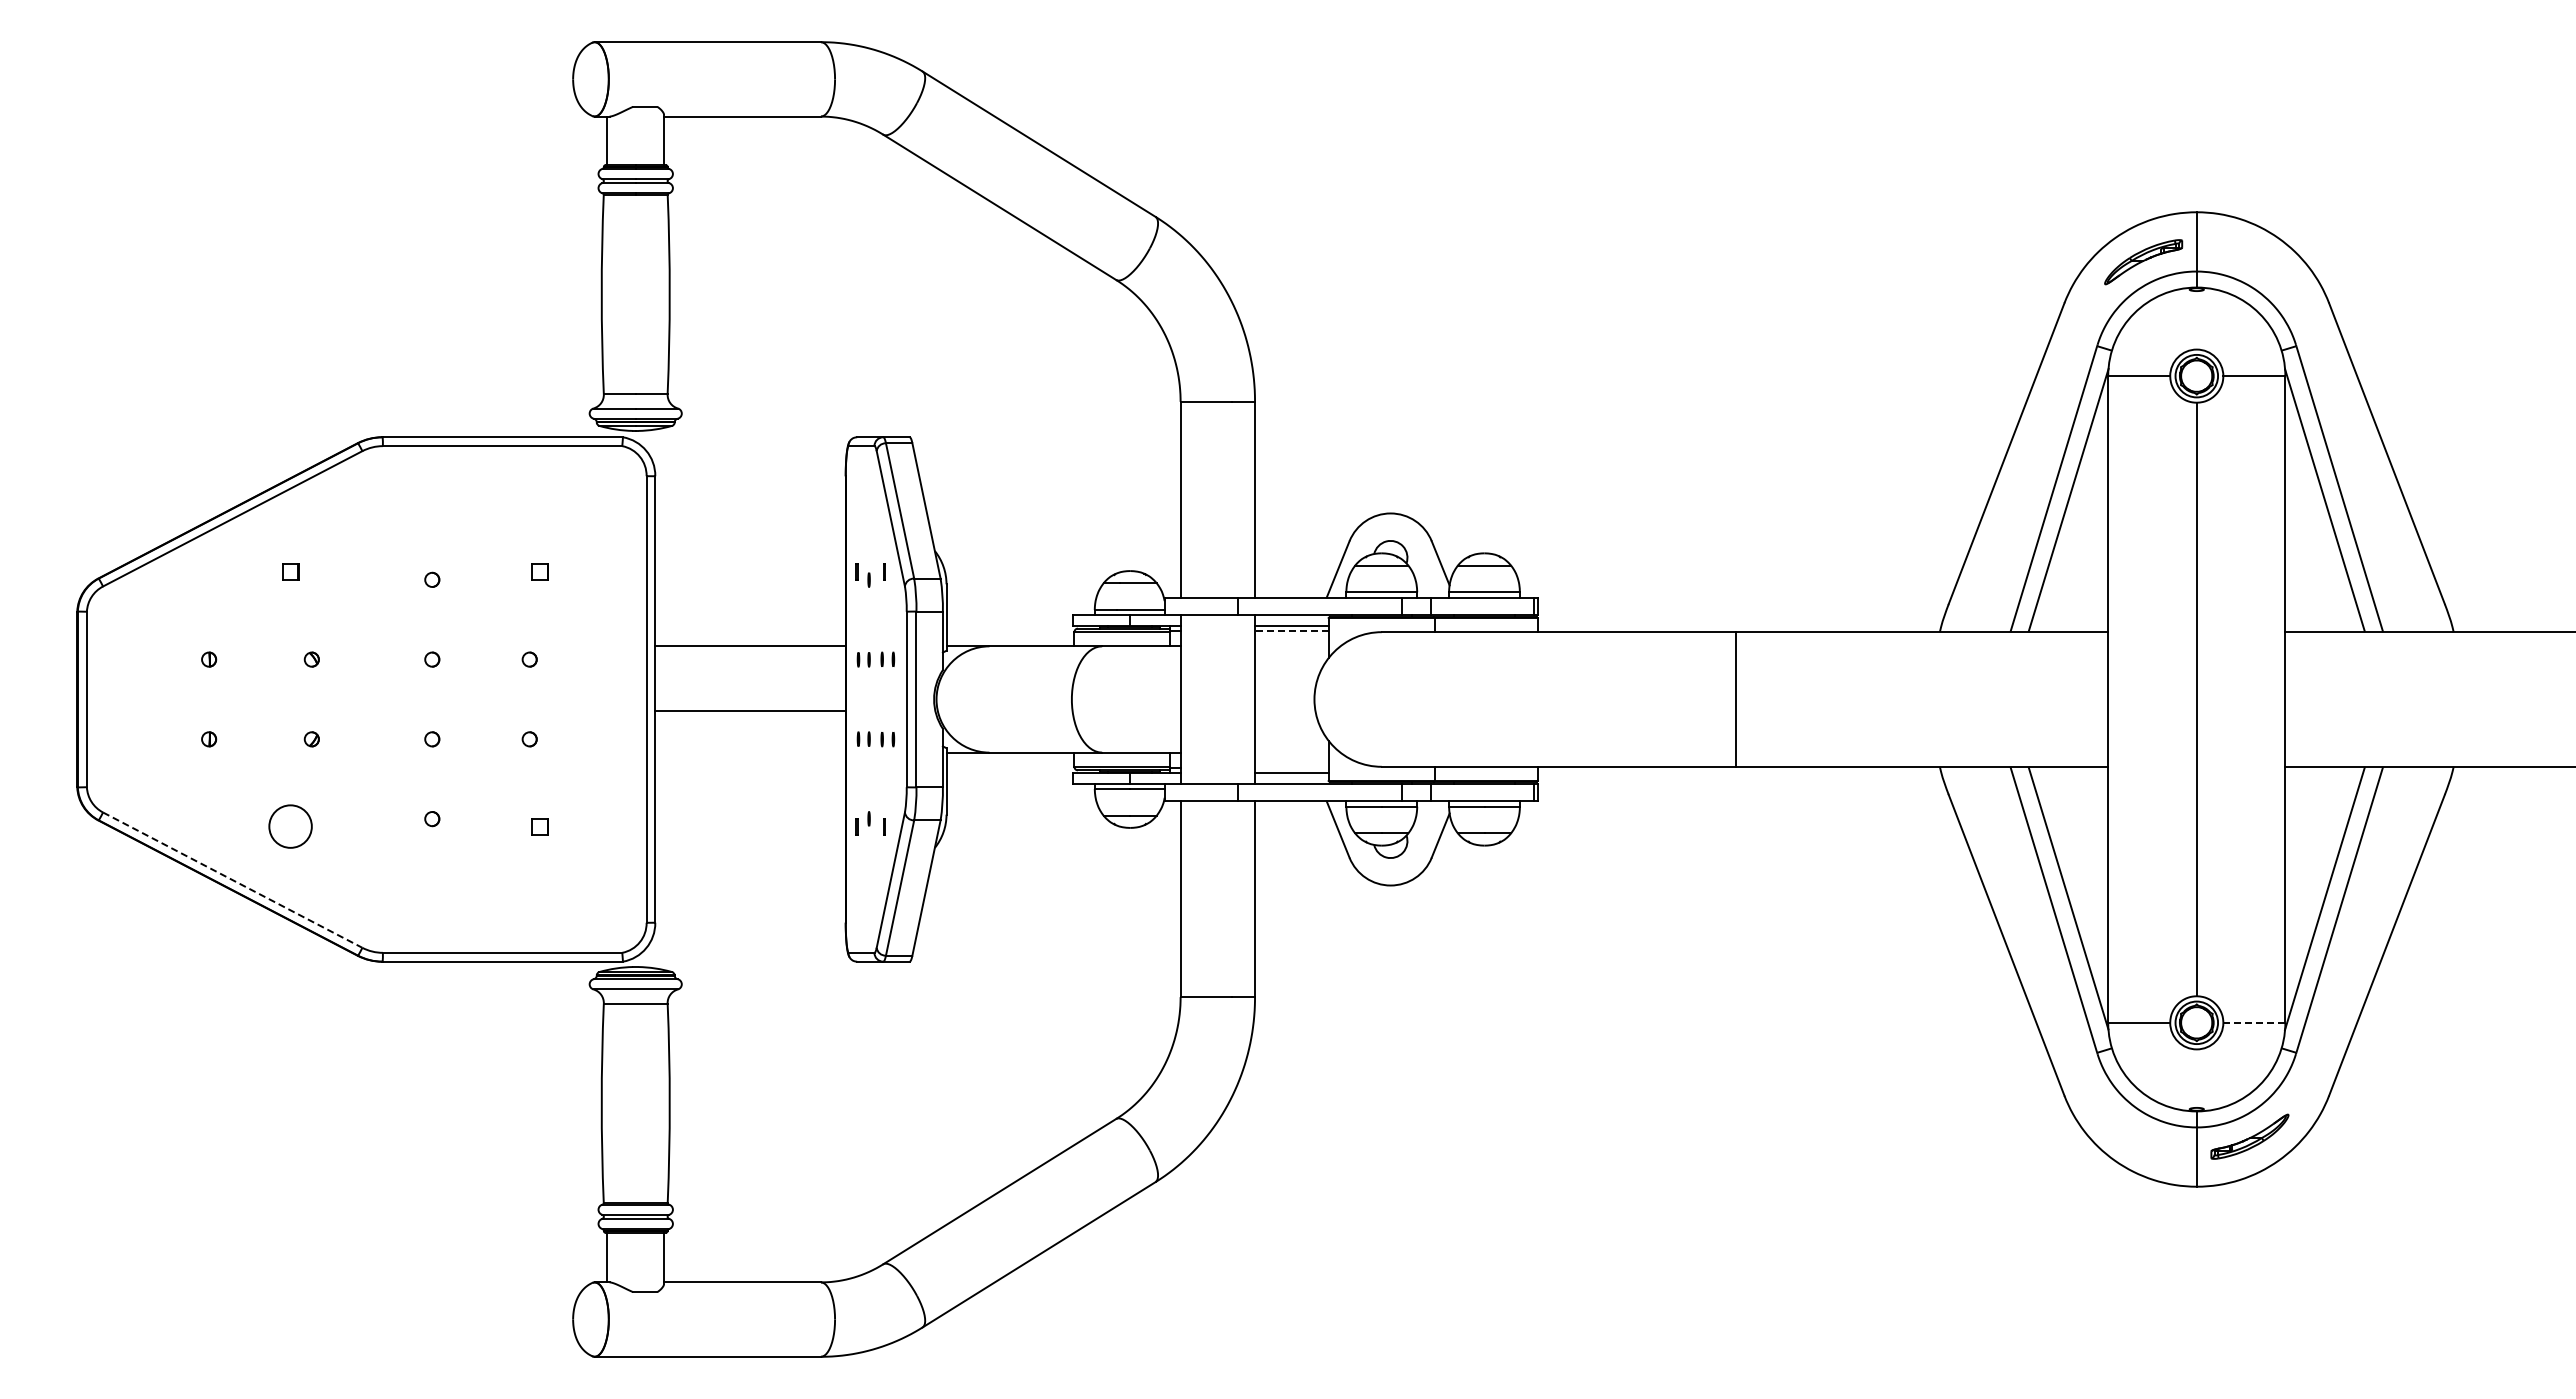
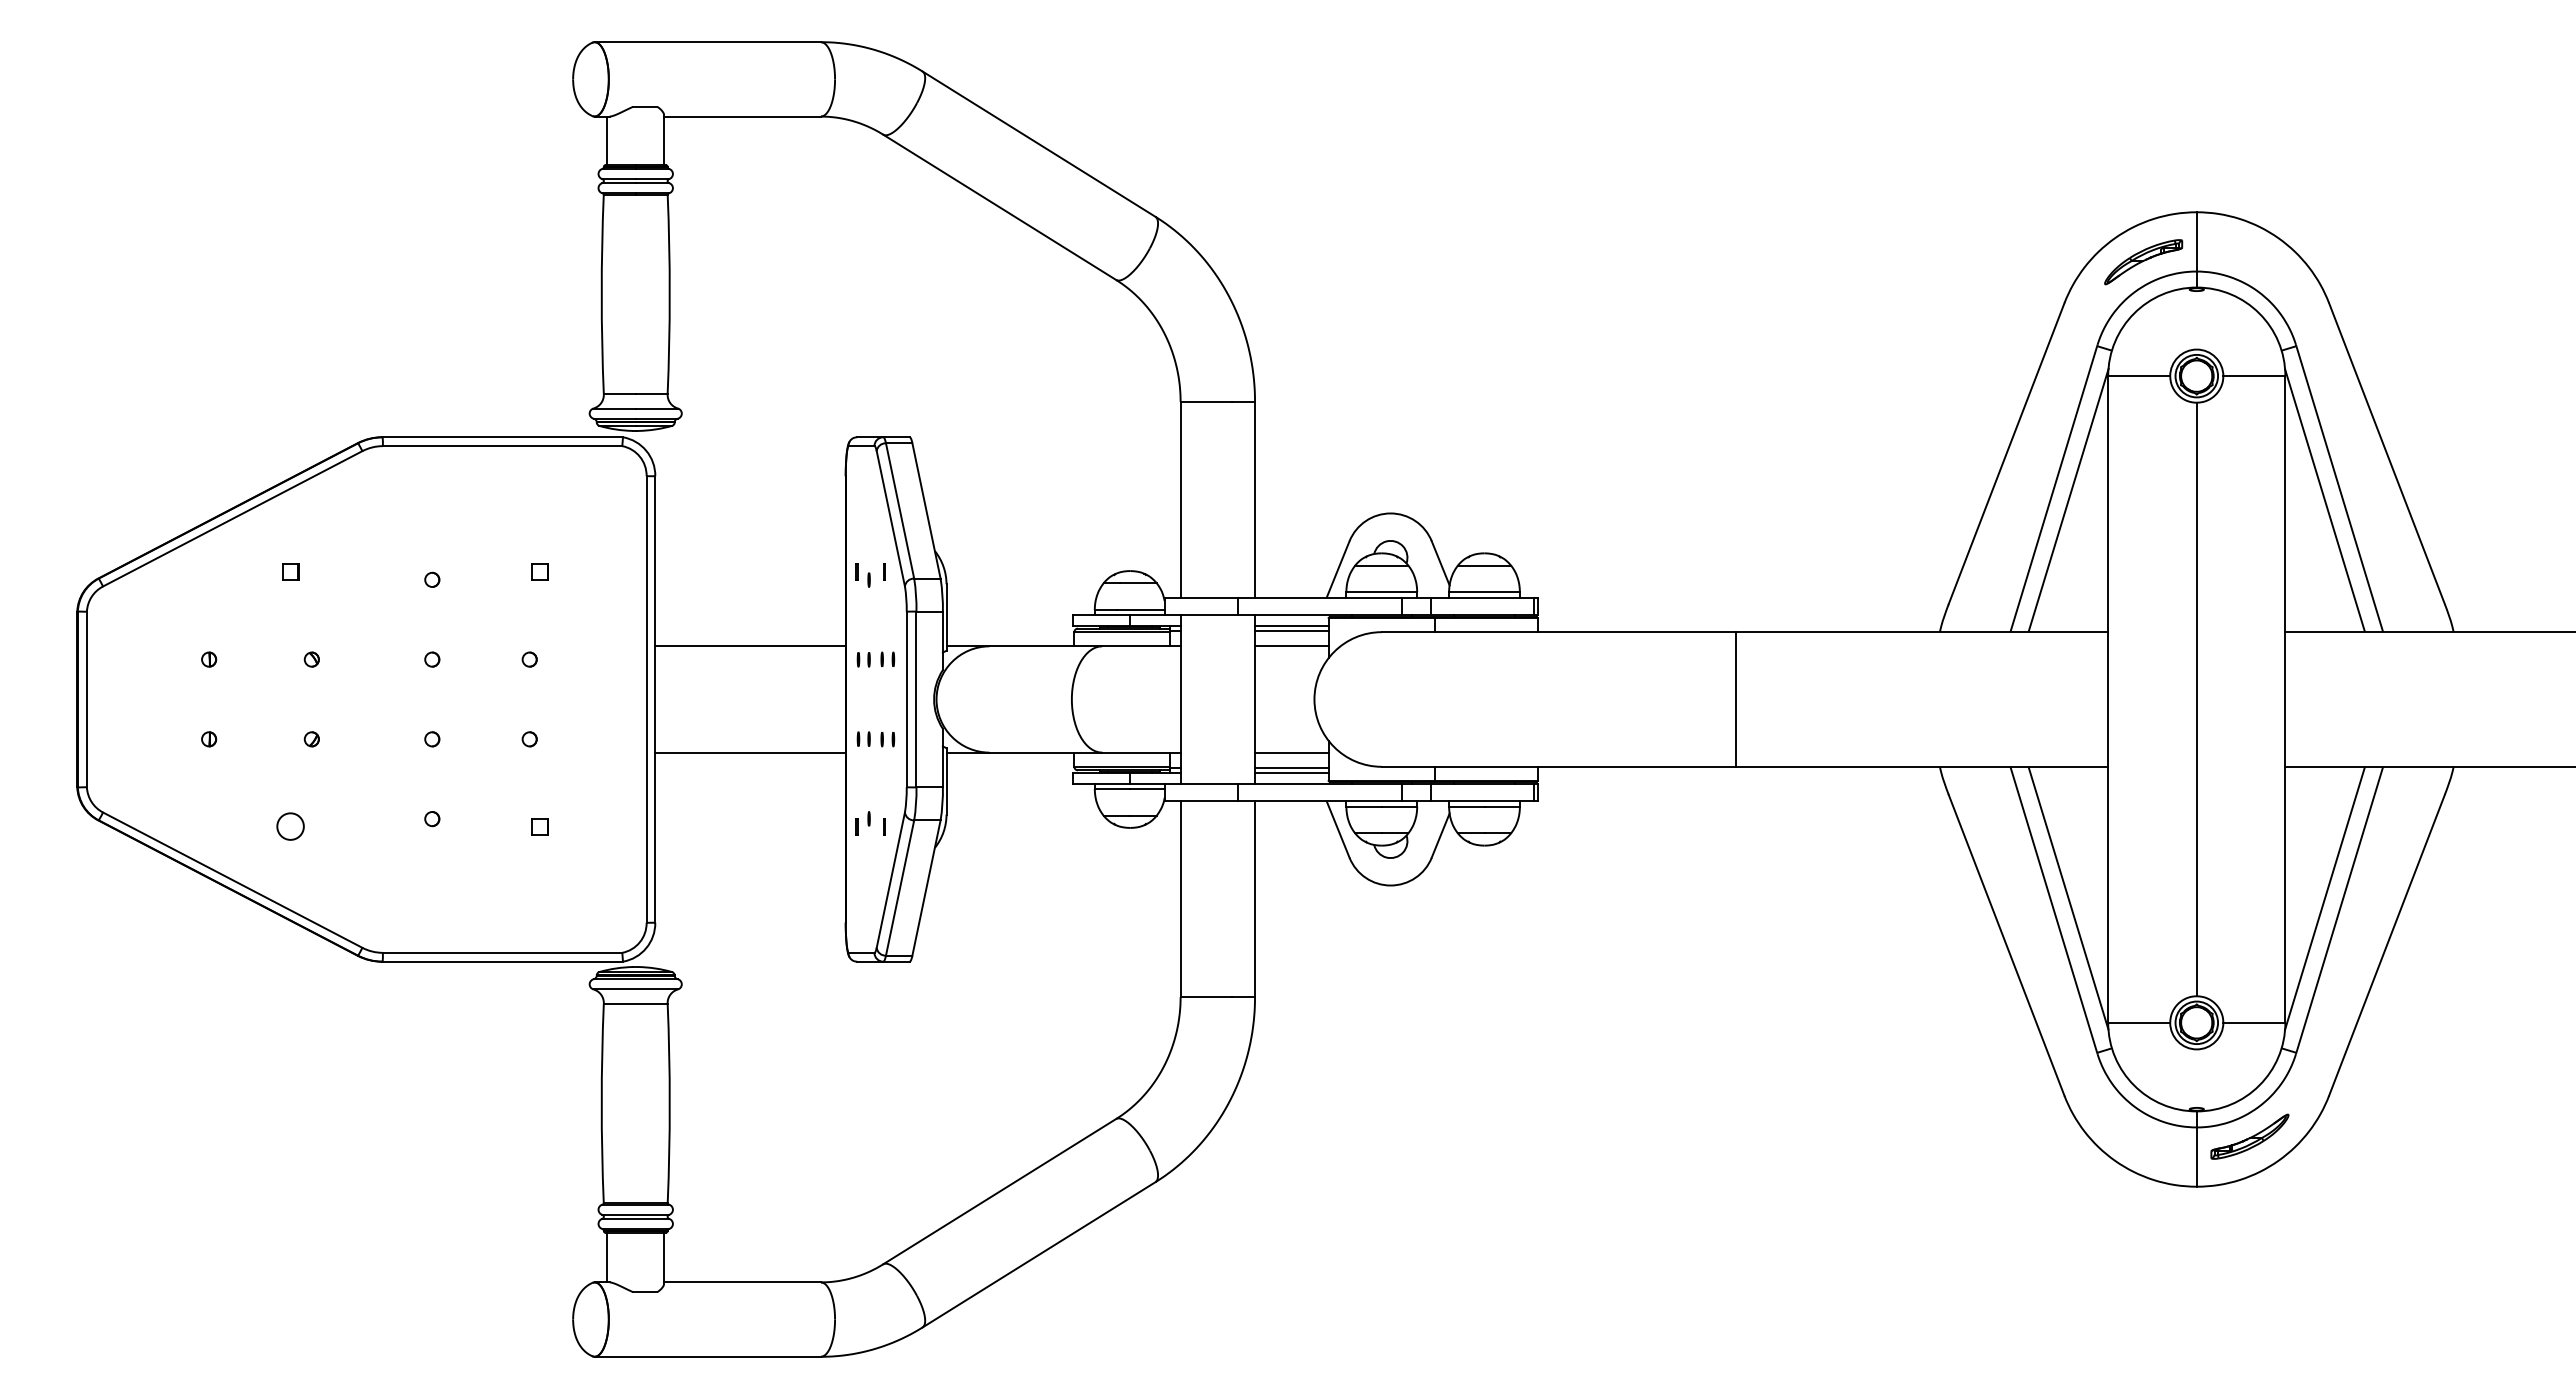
line: dashed -> solid (1291, 631)
line: none -> present (1291, 646)
line position: (750, 710) -> (750, 752) (750, 752)
line: none -> present (1291, 752)
line: none -> present (1291, 767)
circle diameter: 43 px -> 27 px (290, 826)
line: dashed -> solid (233, 880)
line: dashed -> solid (2253, 1022)
